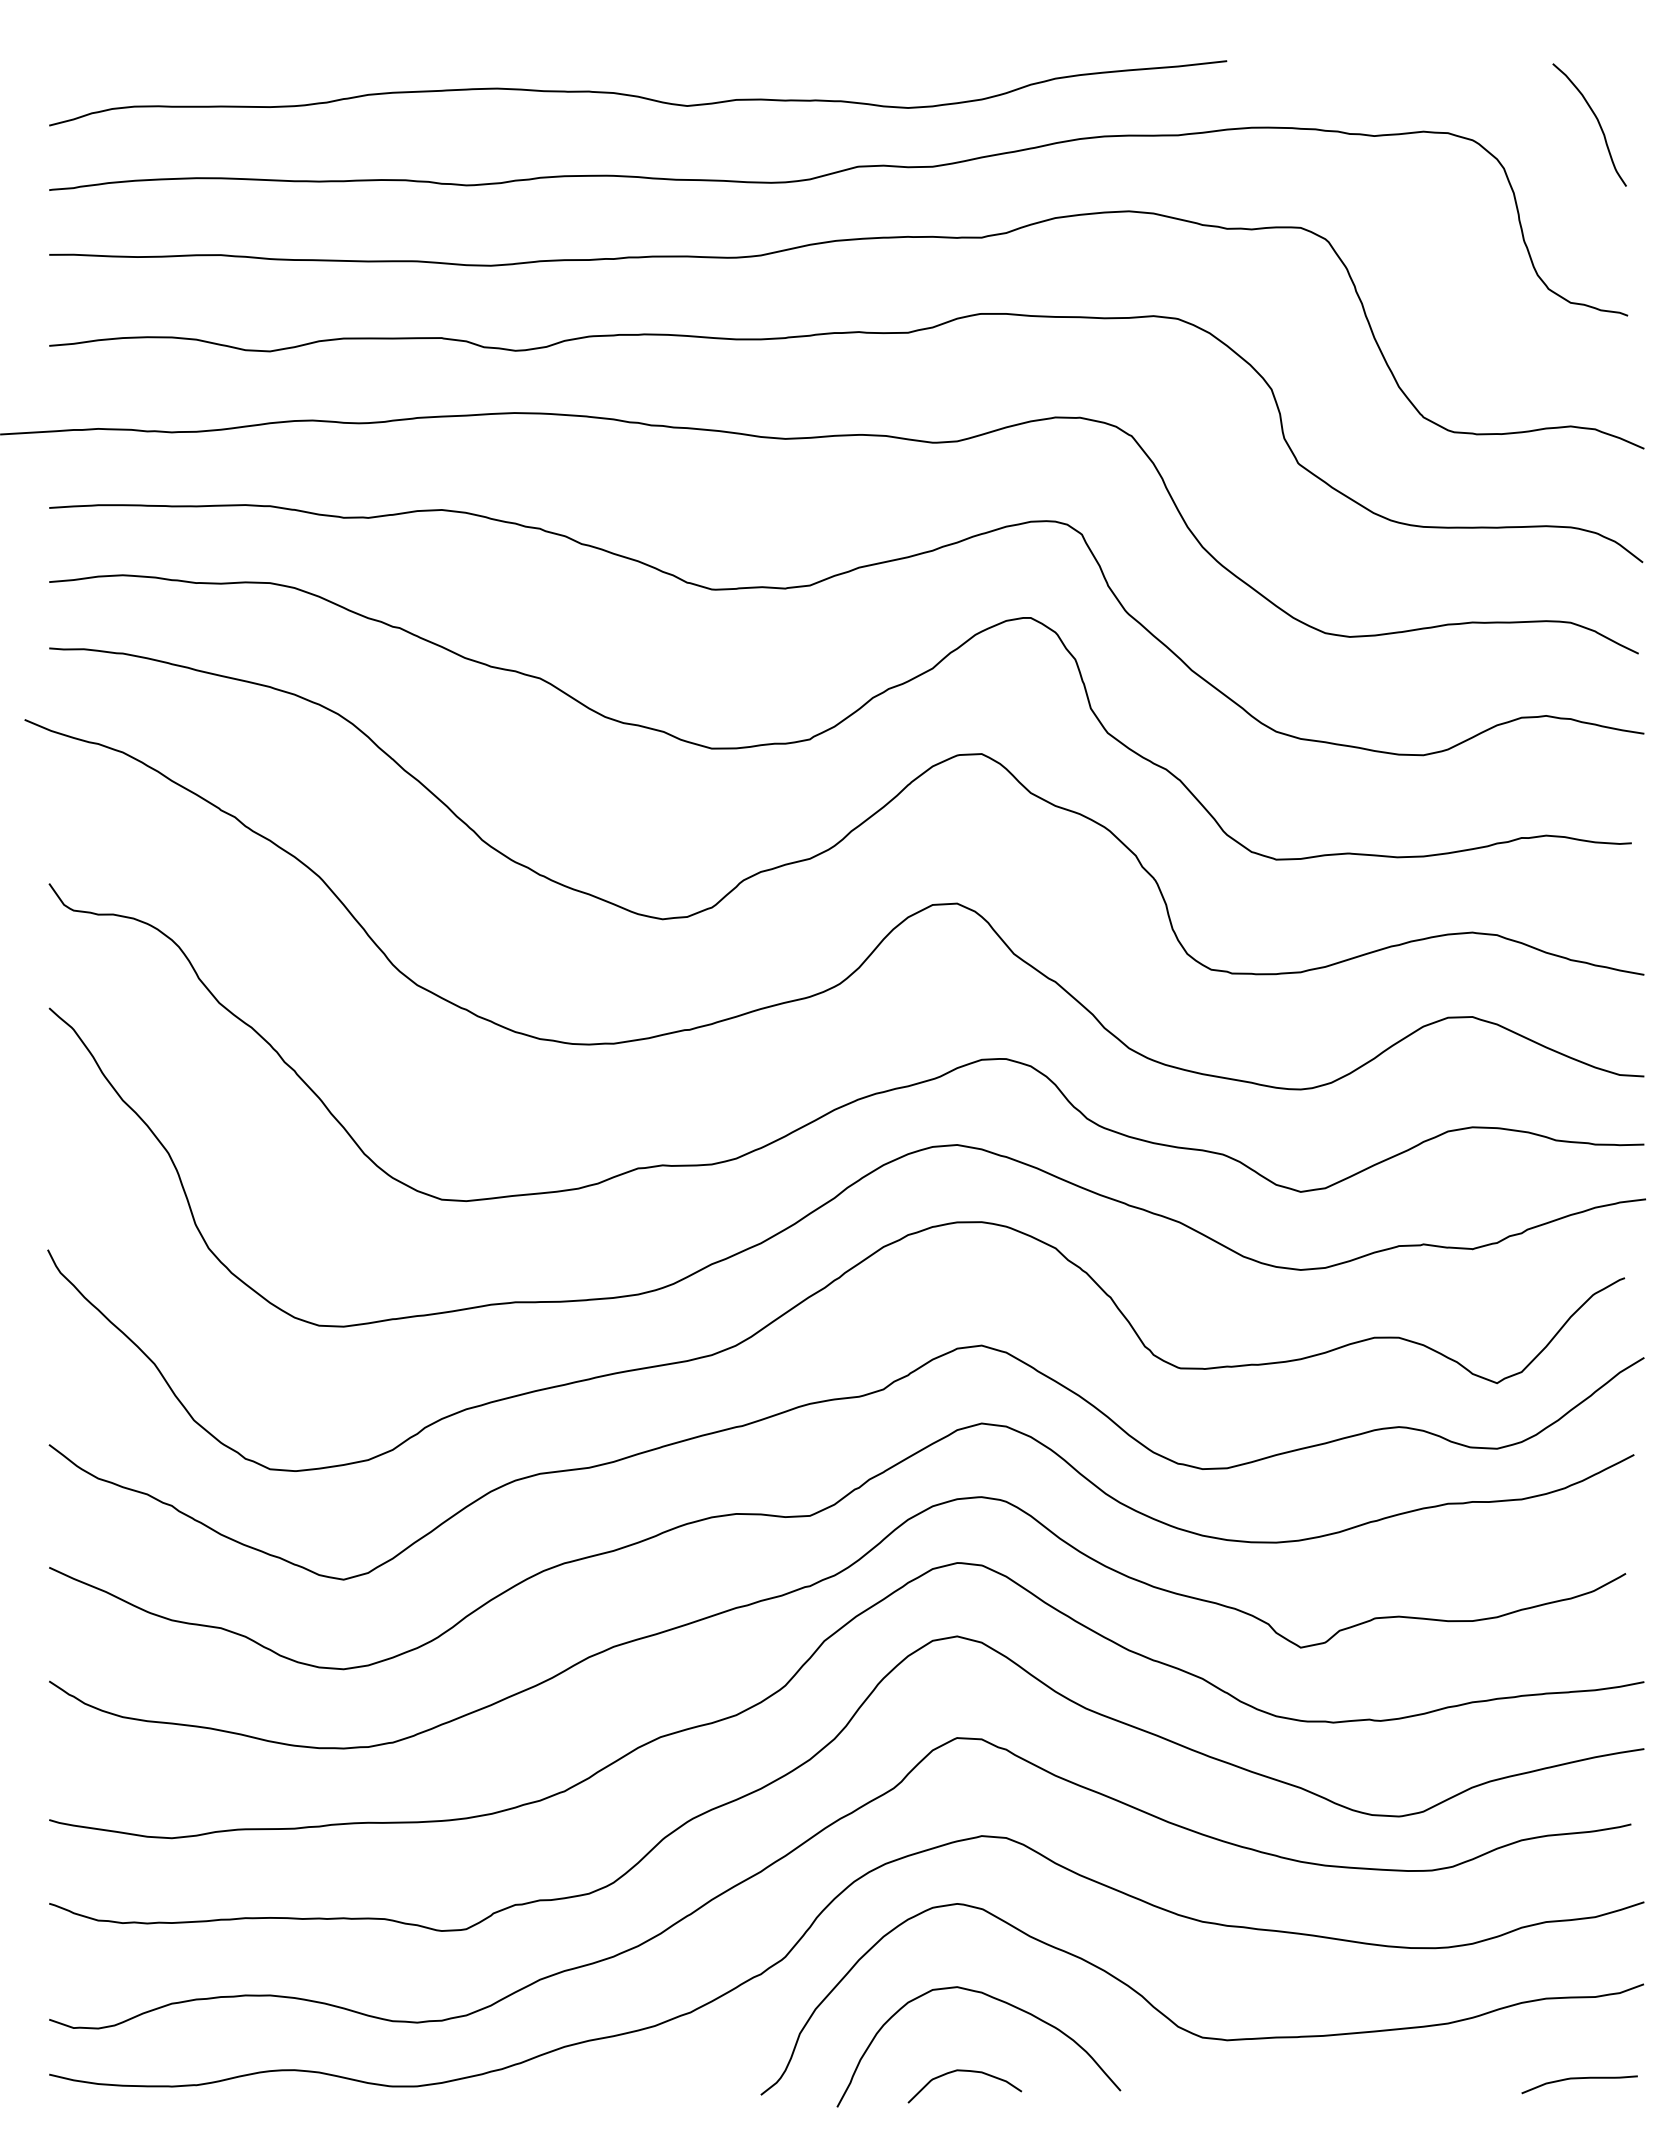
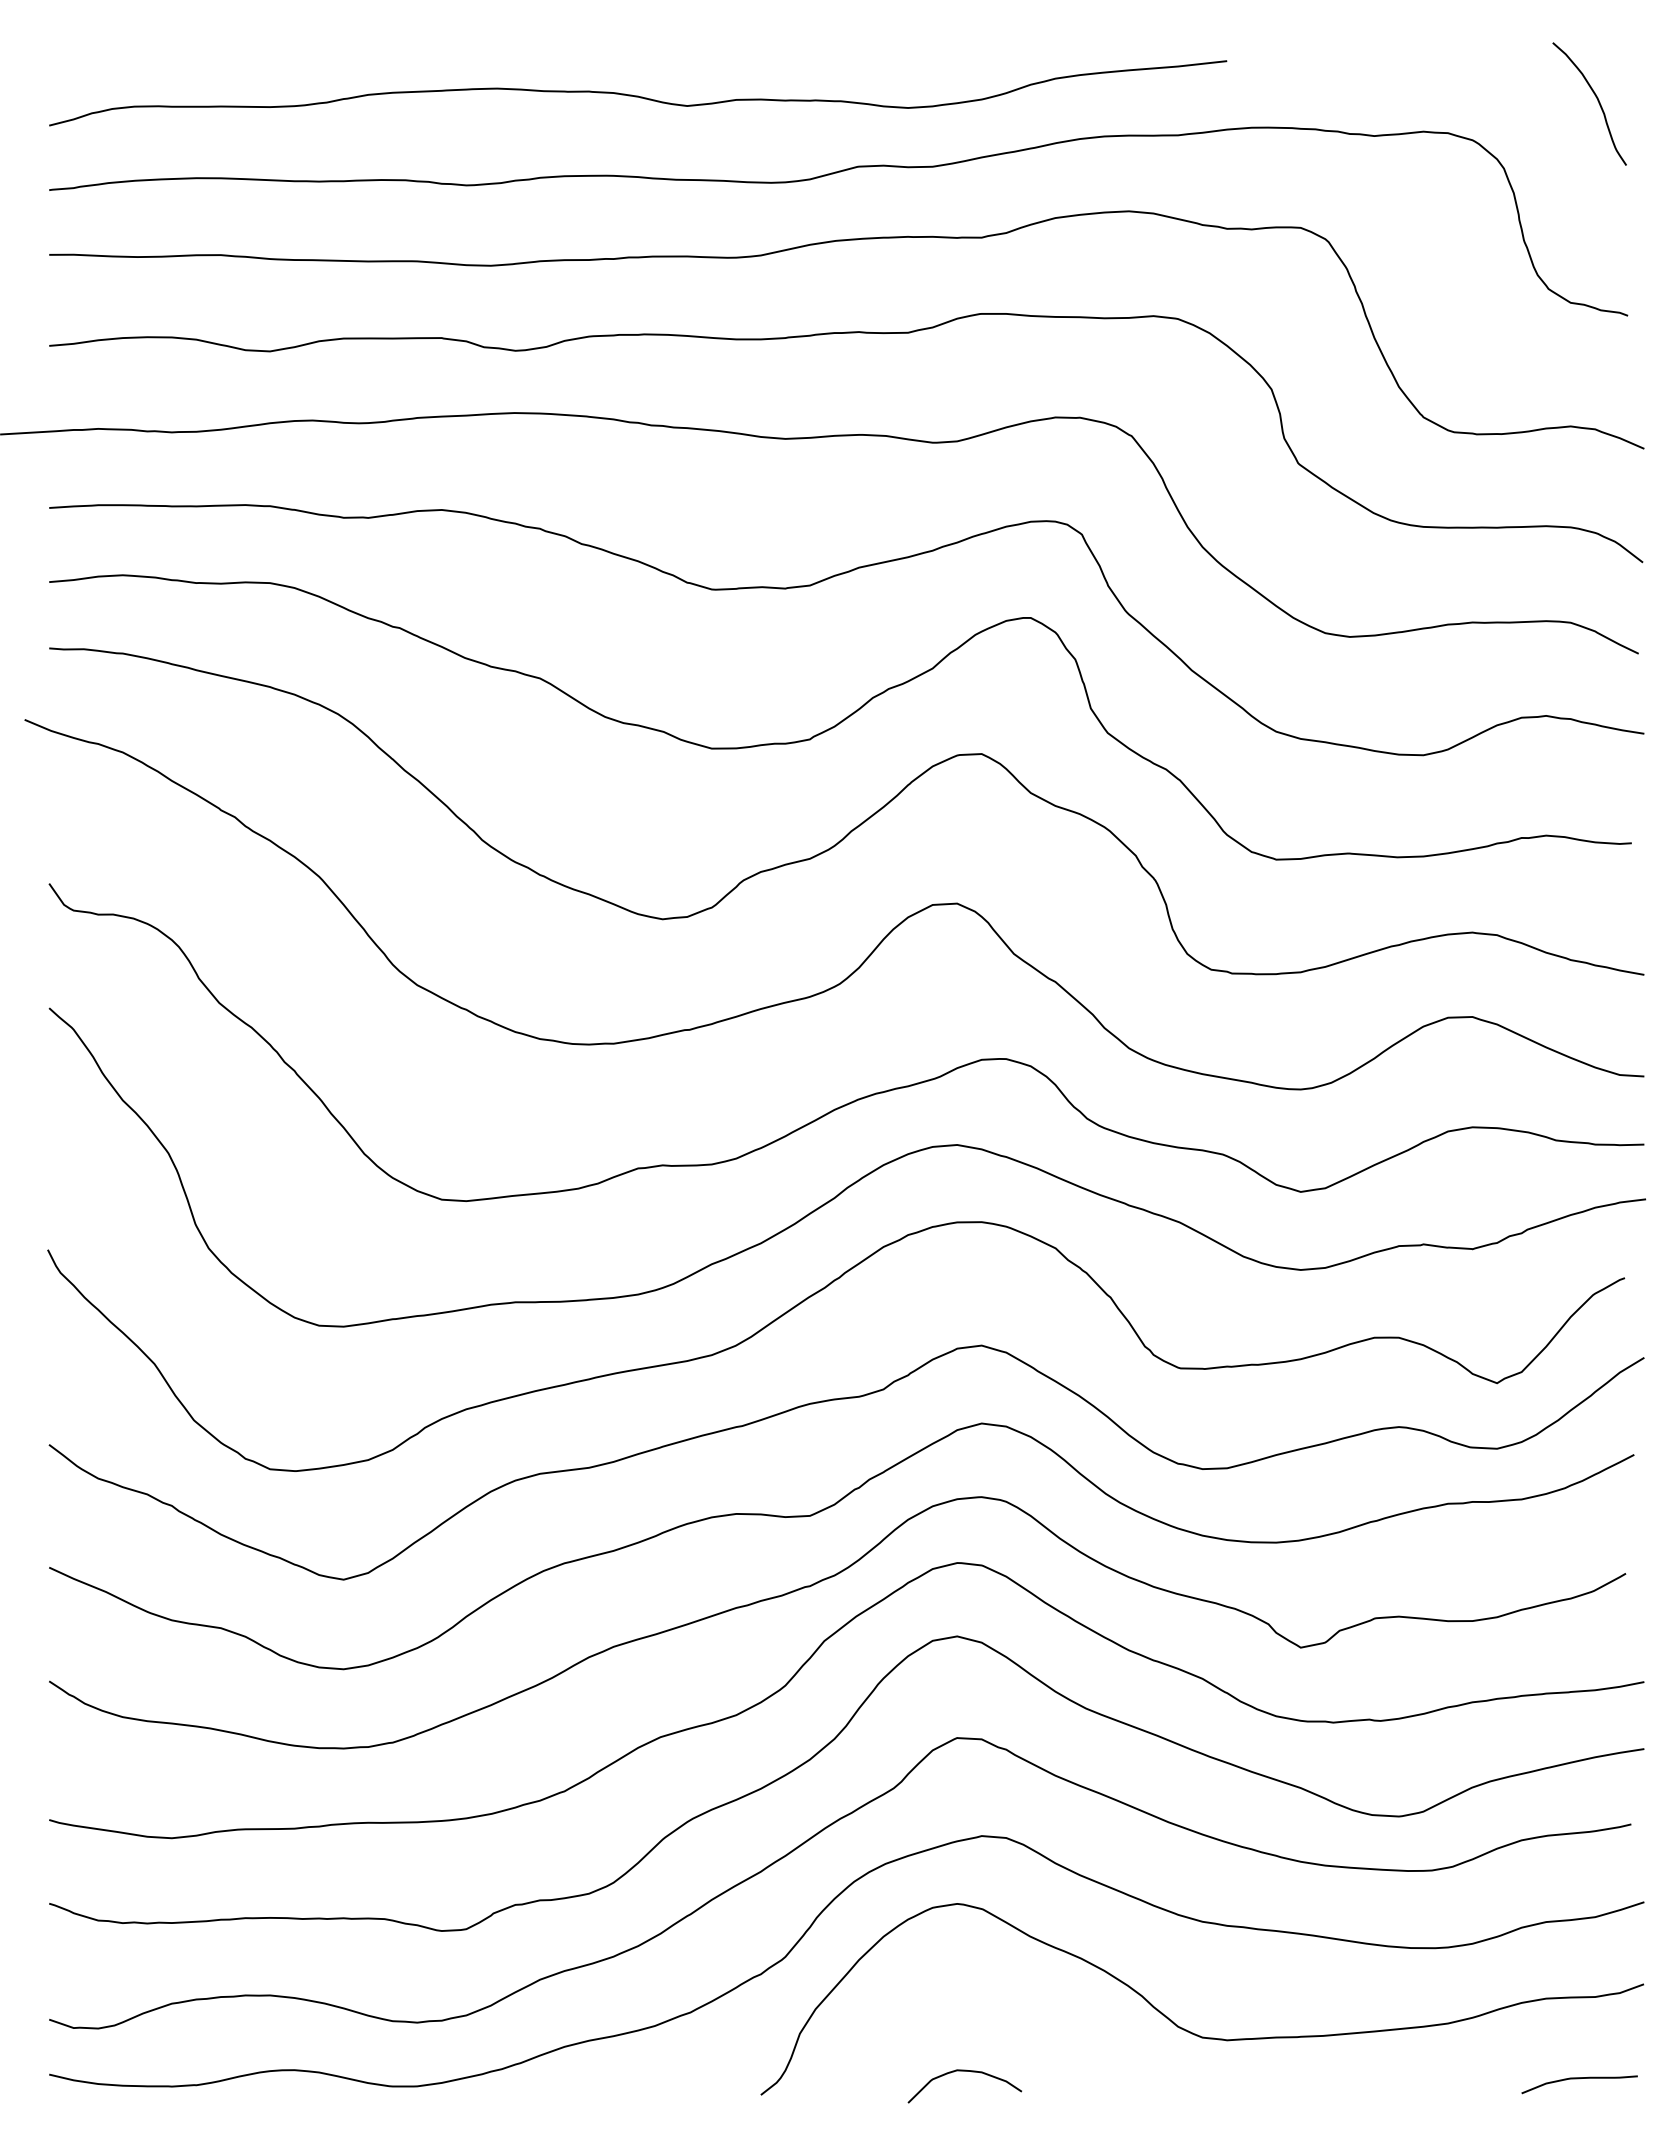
curve position: (1597, 122) -> (1597, 101) (1597, 101)
curve: present -> none (994, 1999)
